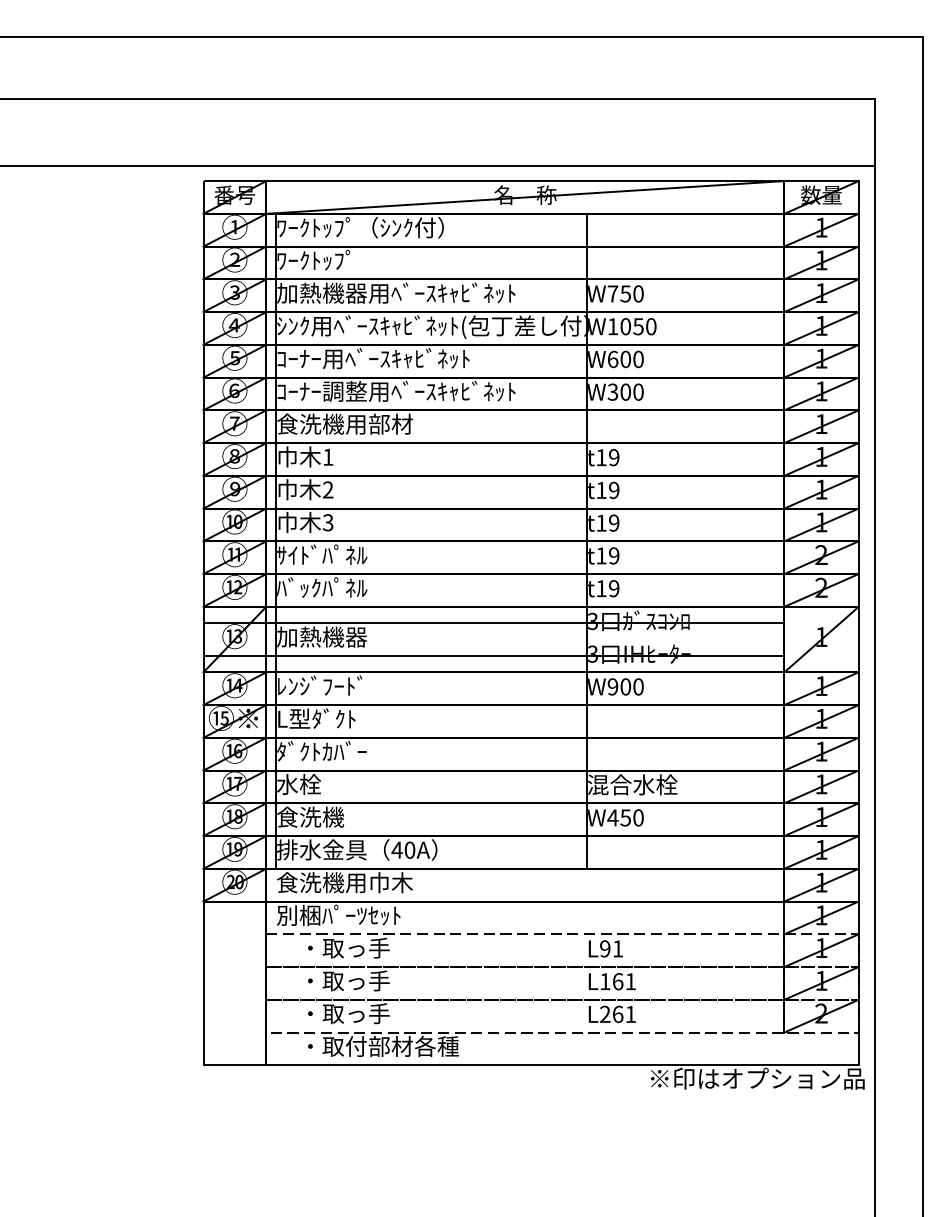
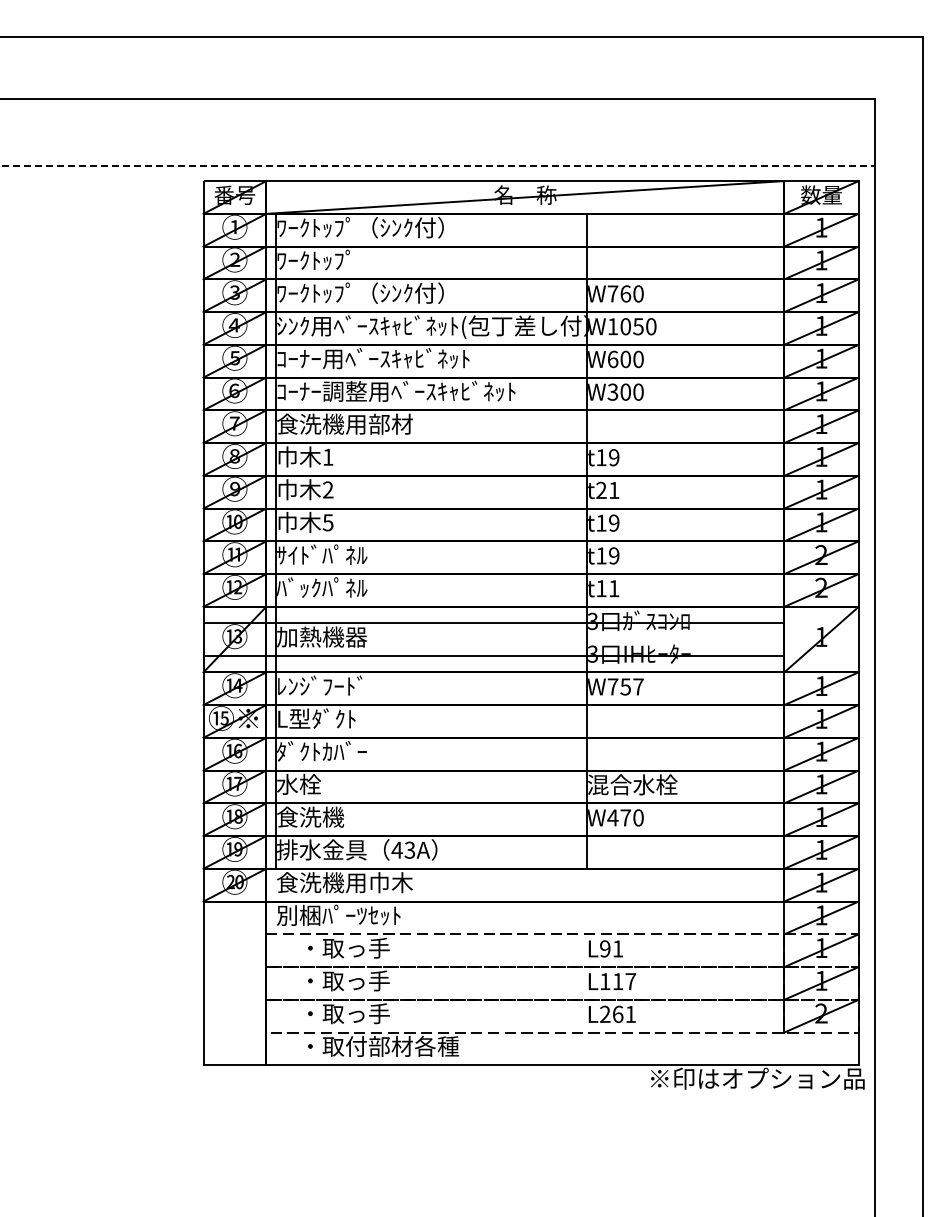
line: solid -> dashed (438, 166)
text: 加熱機器用ﾍﾞｰｽｷｬﾋﾞﾈｯﾄ -> ﾜｰｸﾄｯﾌﾟ（ｼﾝｸ付） (396, 292)
text: W750 -> W760 (625, 293)
text: t19 -> t21 (607, 490)
text: 3 -> 5 (328, 522)
text: t19 -> t11 (614, 588)
text: W900 -> W757 (625, 686)
text: W450 -> W470 (625, 817)
text: 40A -> 43A (409, 849)
text: L161 -> L117 (624, 981)
